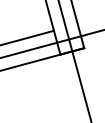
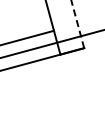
line: solid -> dashed (77, 24)
line: present -> none (74, 60)
